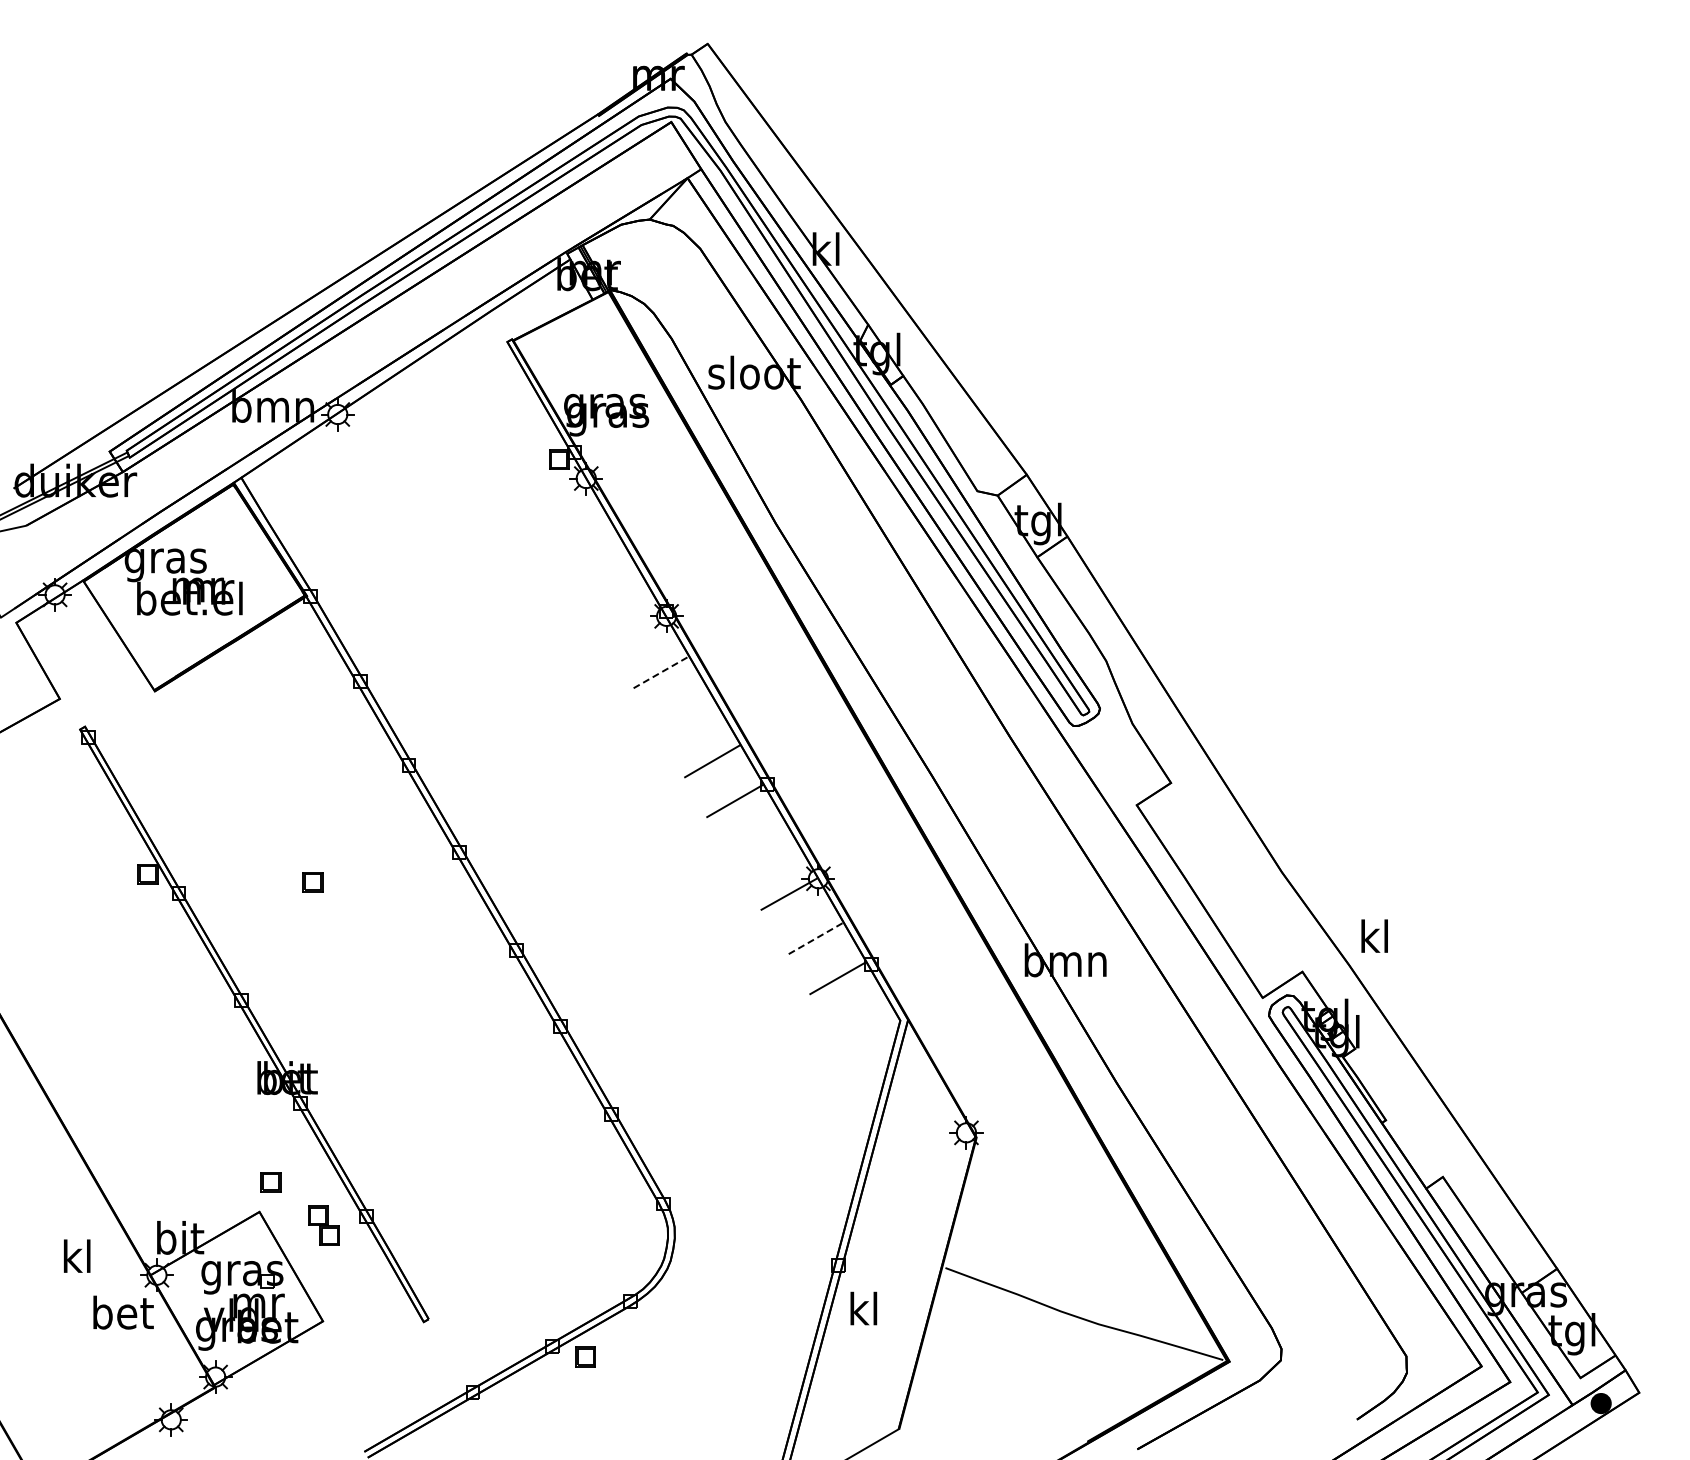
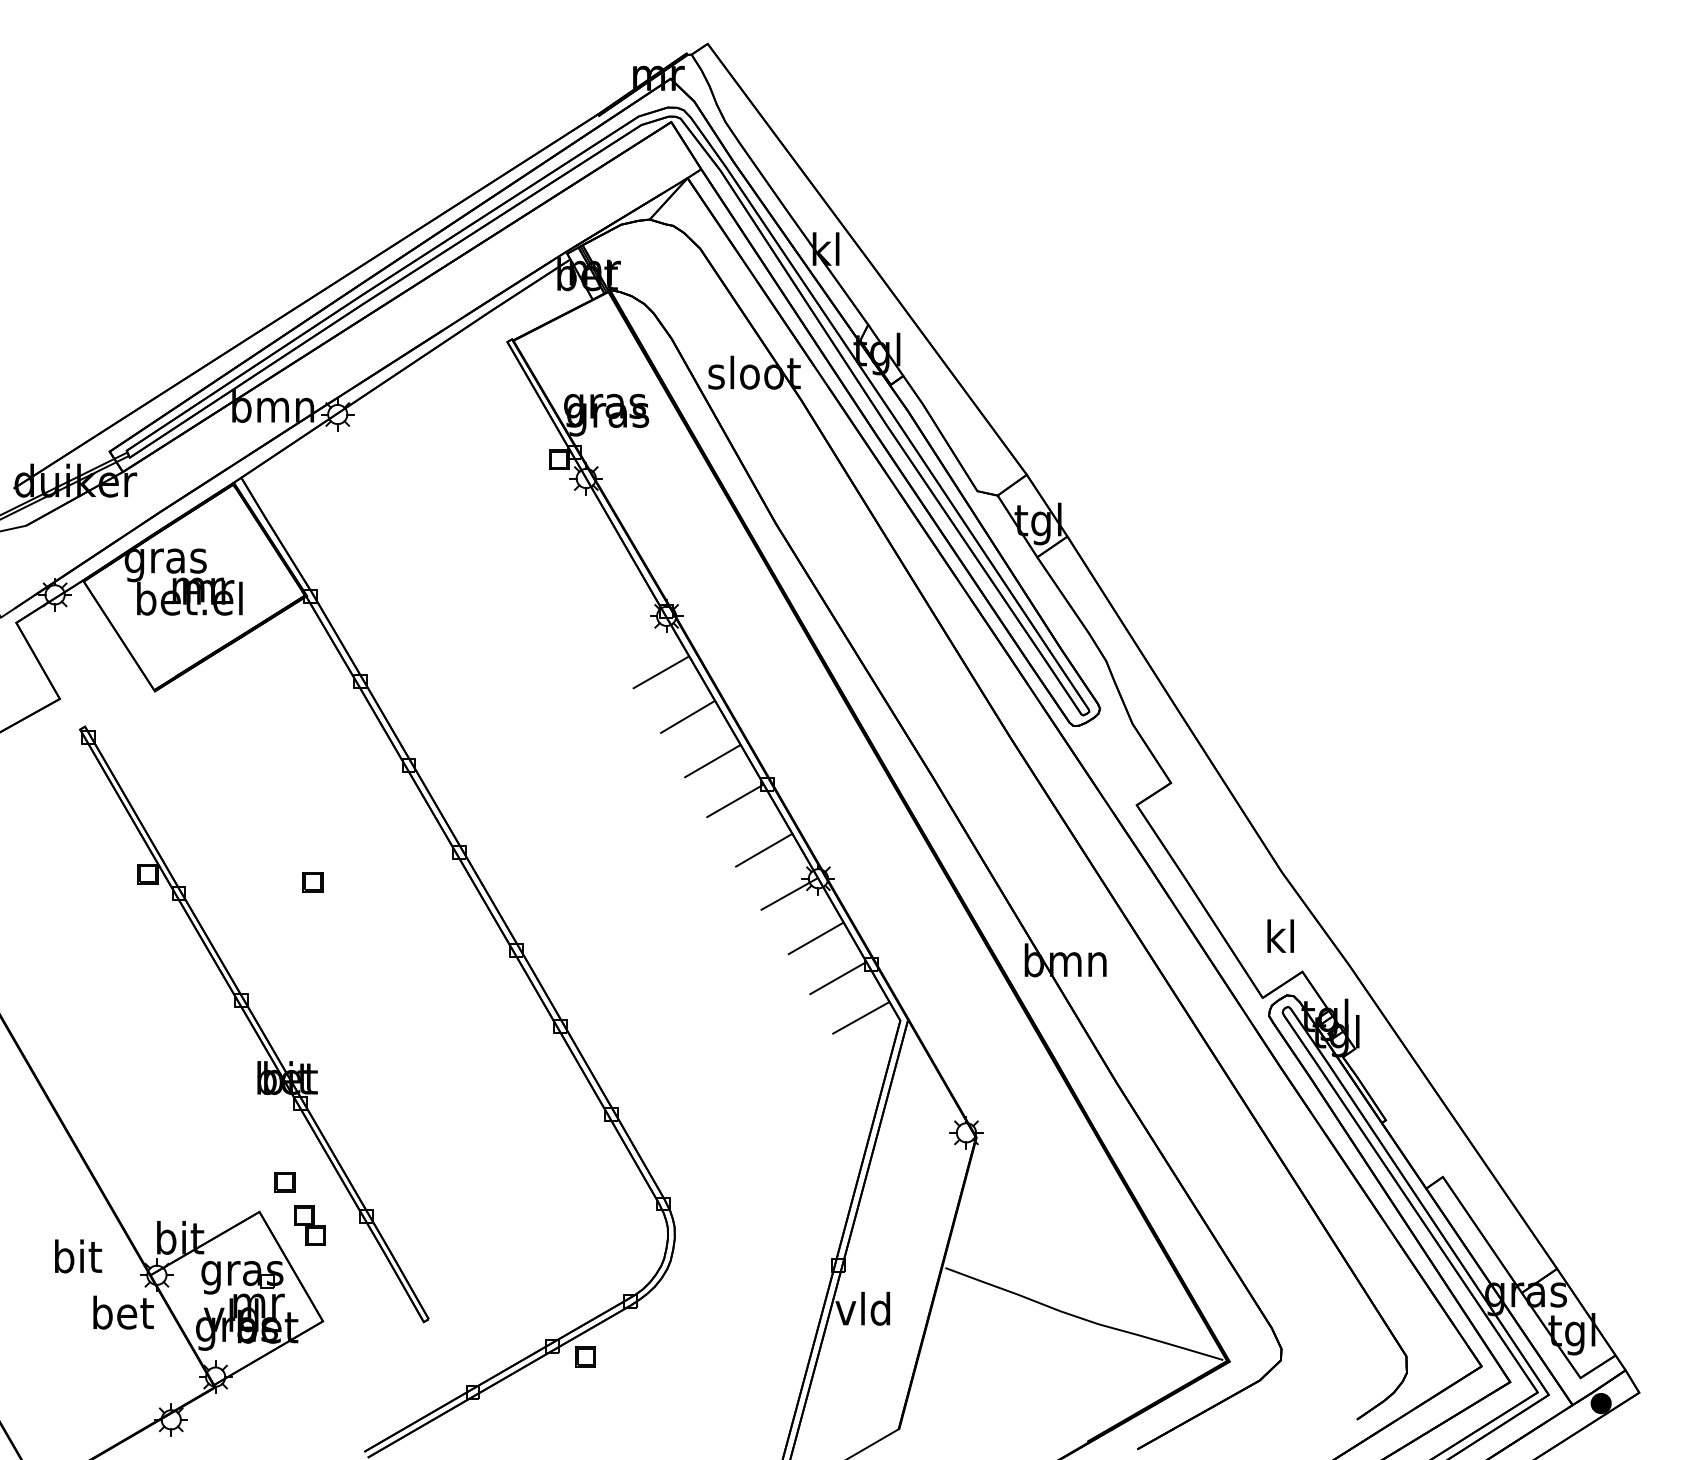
line: dashed -> solid (661, 672)
line: none -> present (687, 716)
line: none -> present (764, 849)
text position: (1374, 935) -> (1280, 935) (1280, 935)
line: dashed -> solid (816, 938)
line: none -> present (860, 1017)
part position: (270, 1182) -> (284, 1182) (284, 1182)
part position: (323, 1225) -> (309, 1225) (309, 1225)
text: kl -> bit (78, 1256)
text: kl -> vld (862, 1308)
